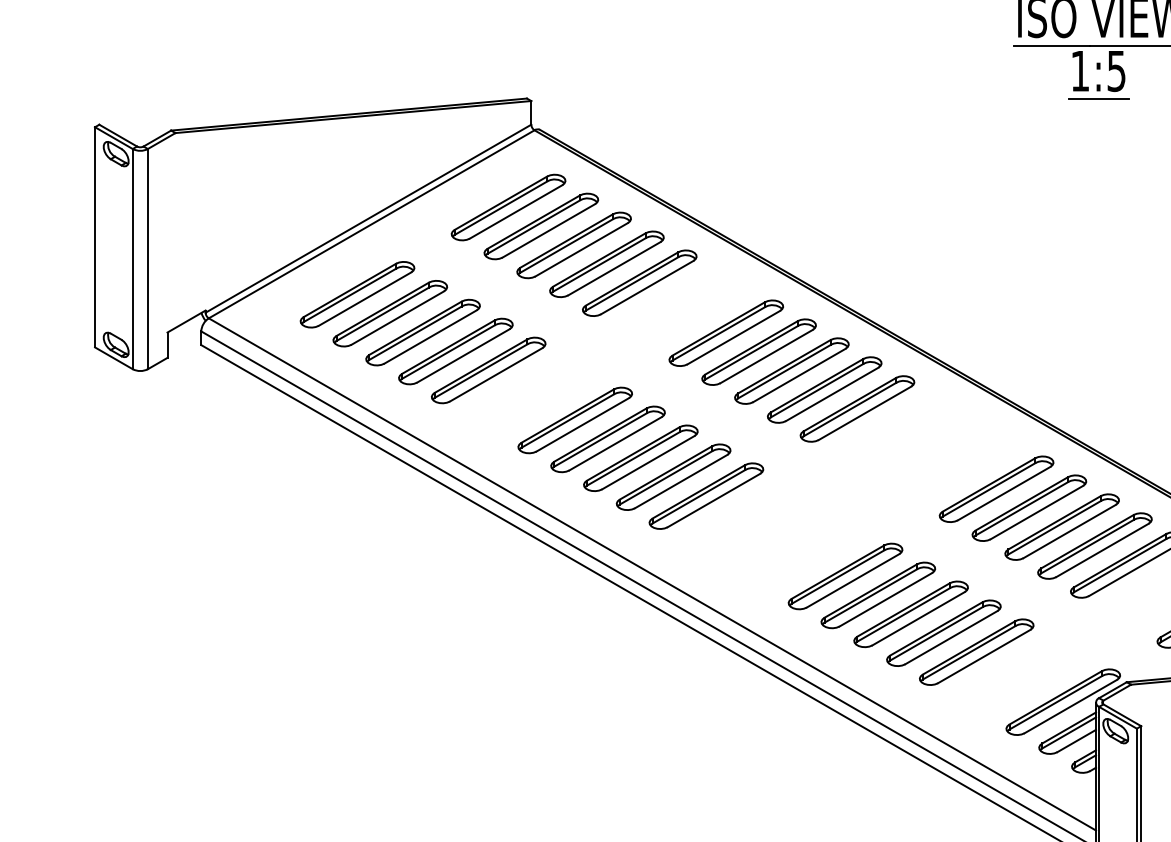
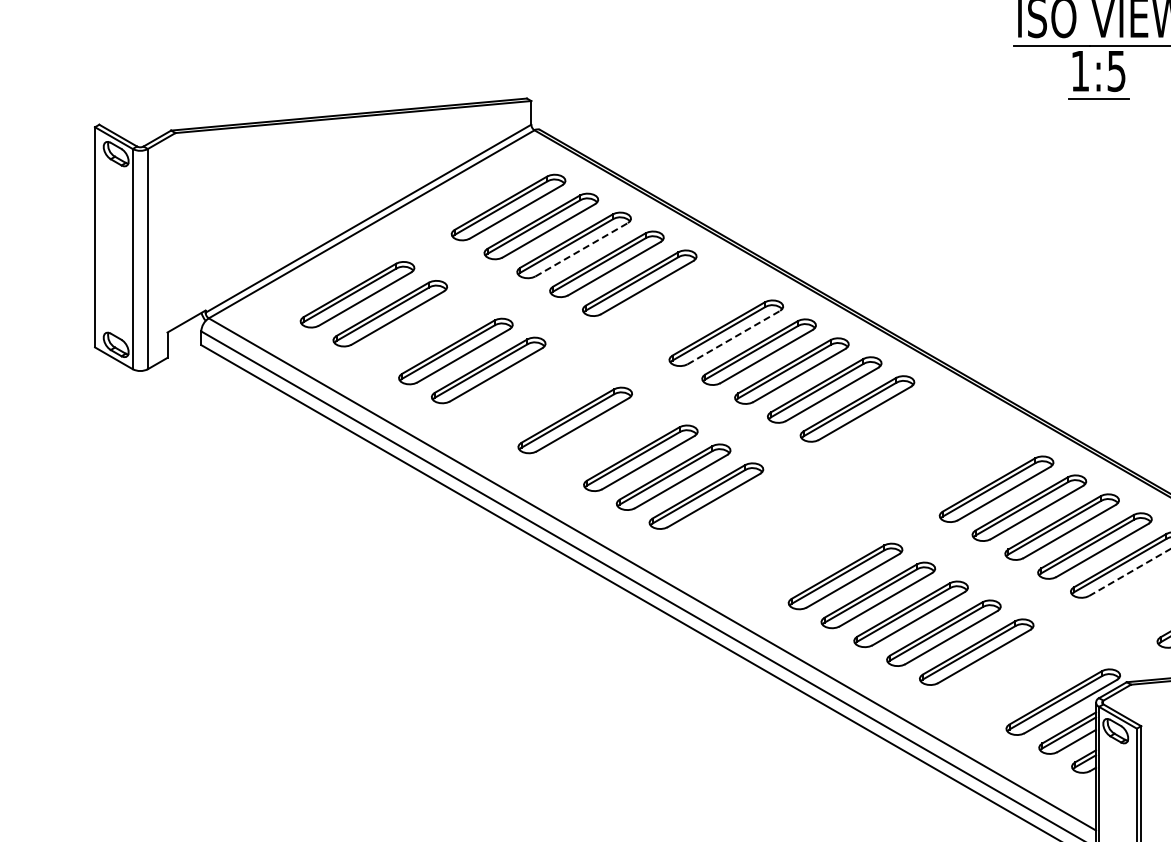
line: solid -> dashed (582, 249)
part: present -> none (422, 332)
line: solid -> dashed (734, 337)
part: present -> none (607, 439)
line: solid -> dashed (1129, 572)
